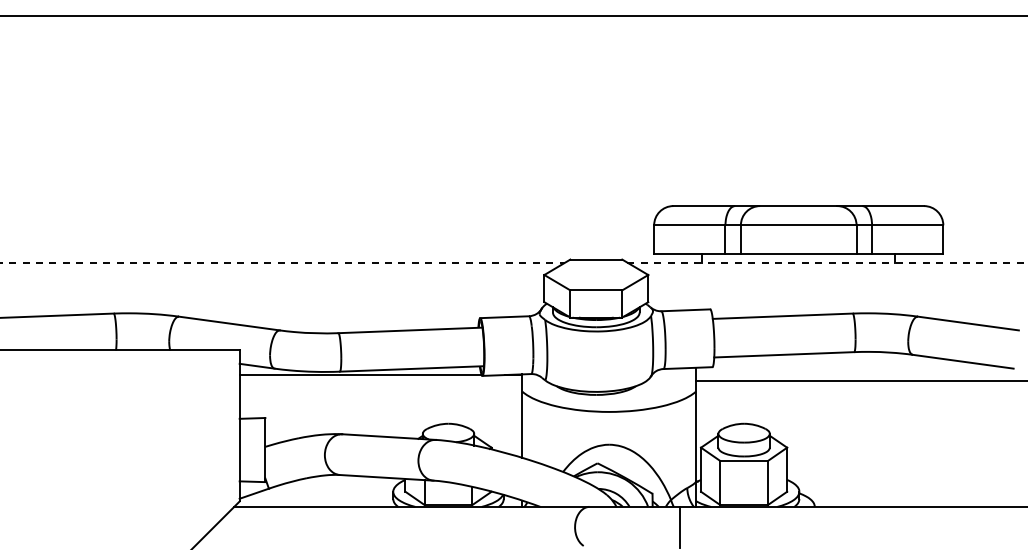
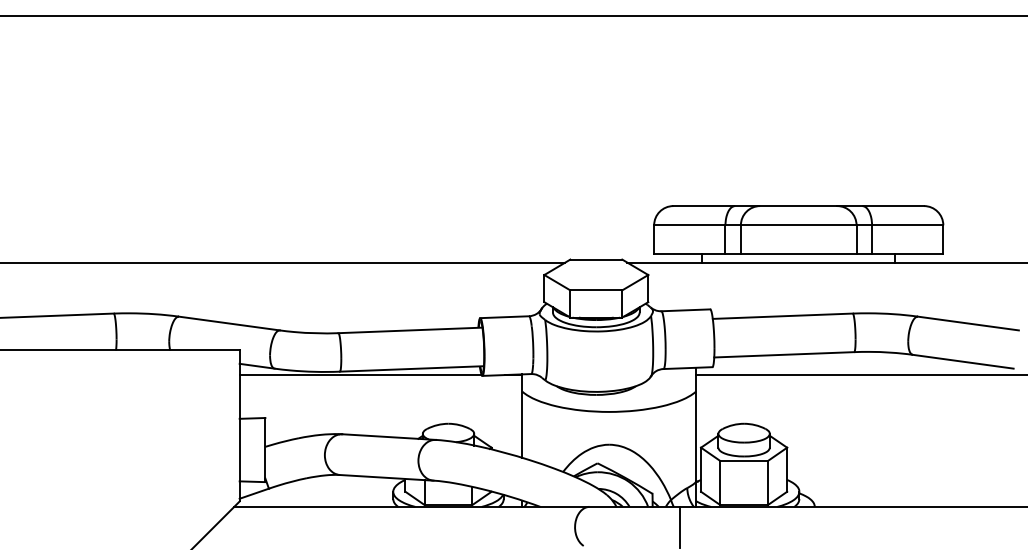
line: dashed -> solid (282, 262)
line: dashed -> solid (828, 262)
line position: (859, 381) -> (859, 375) (859, 375)
